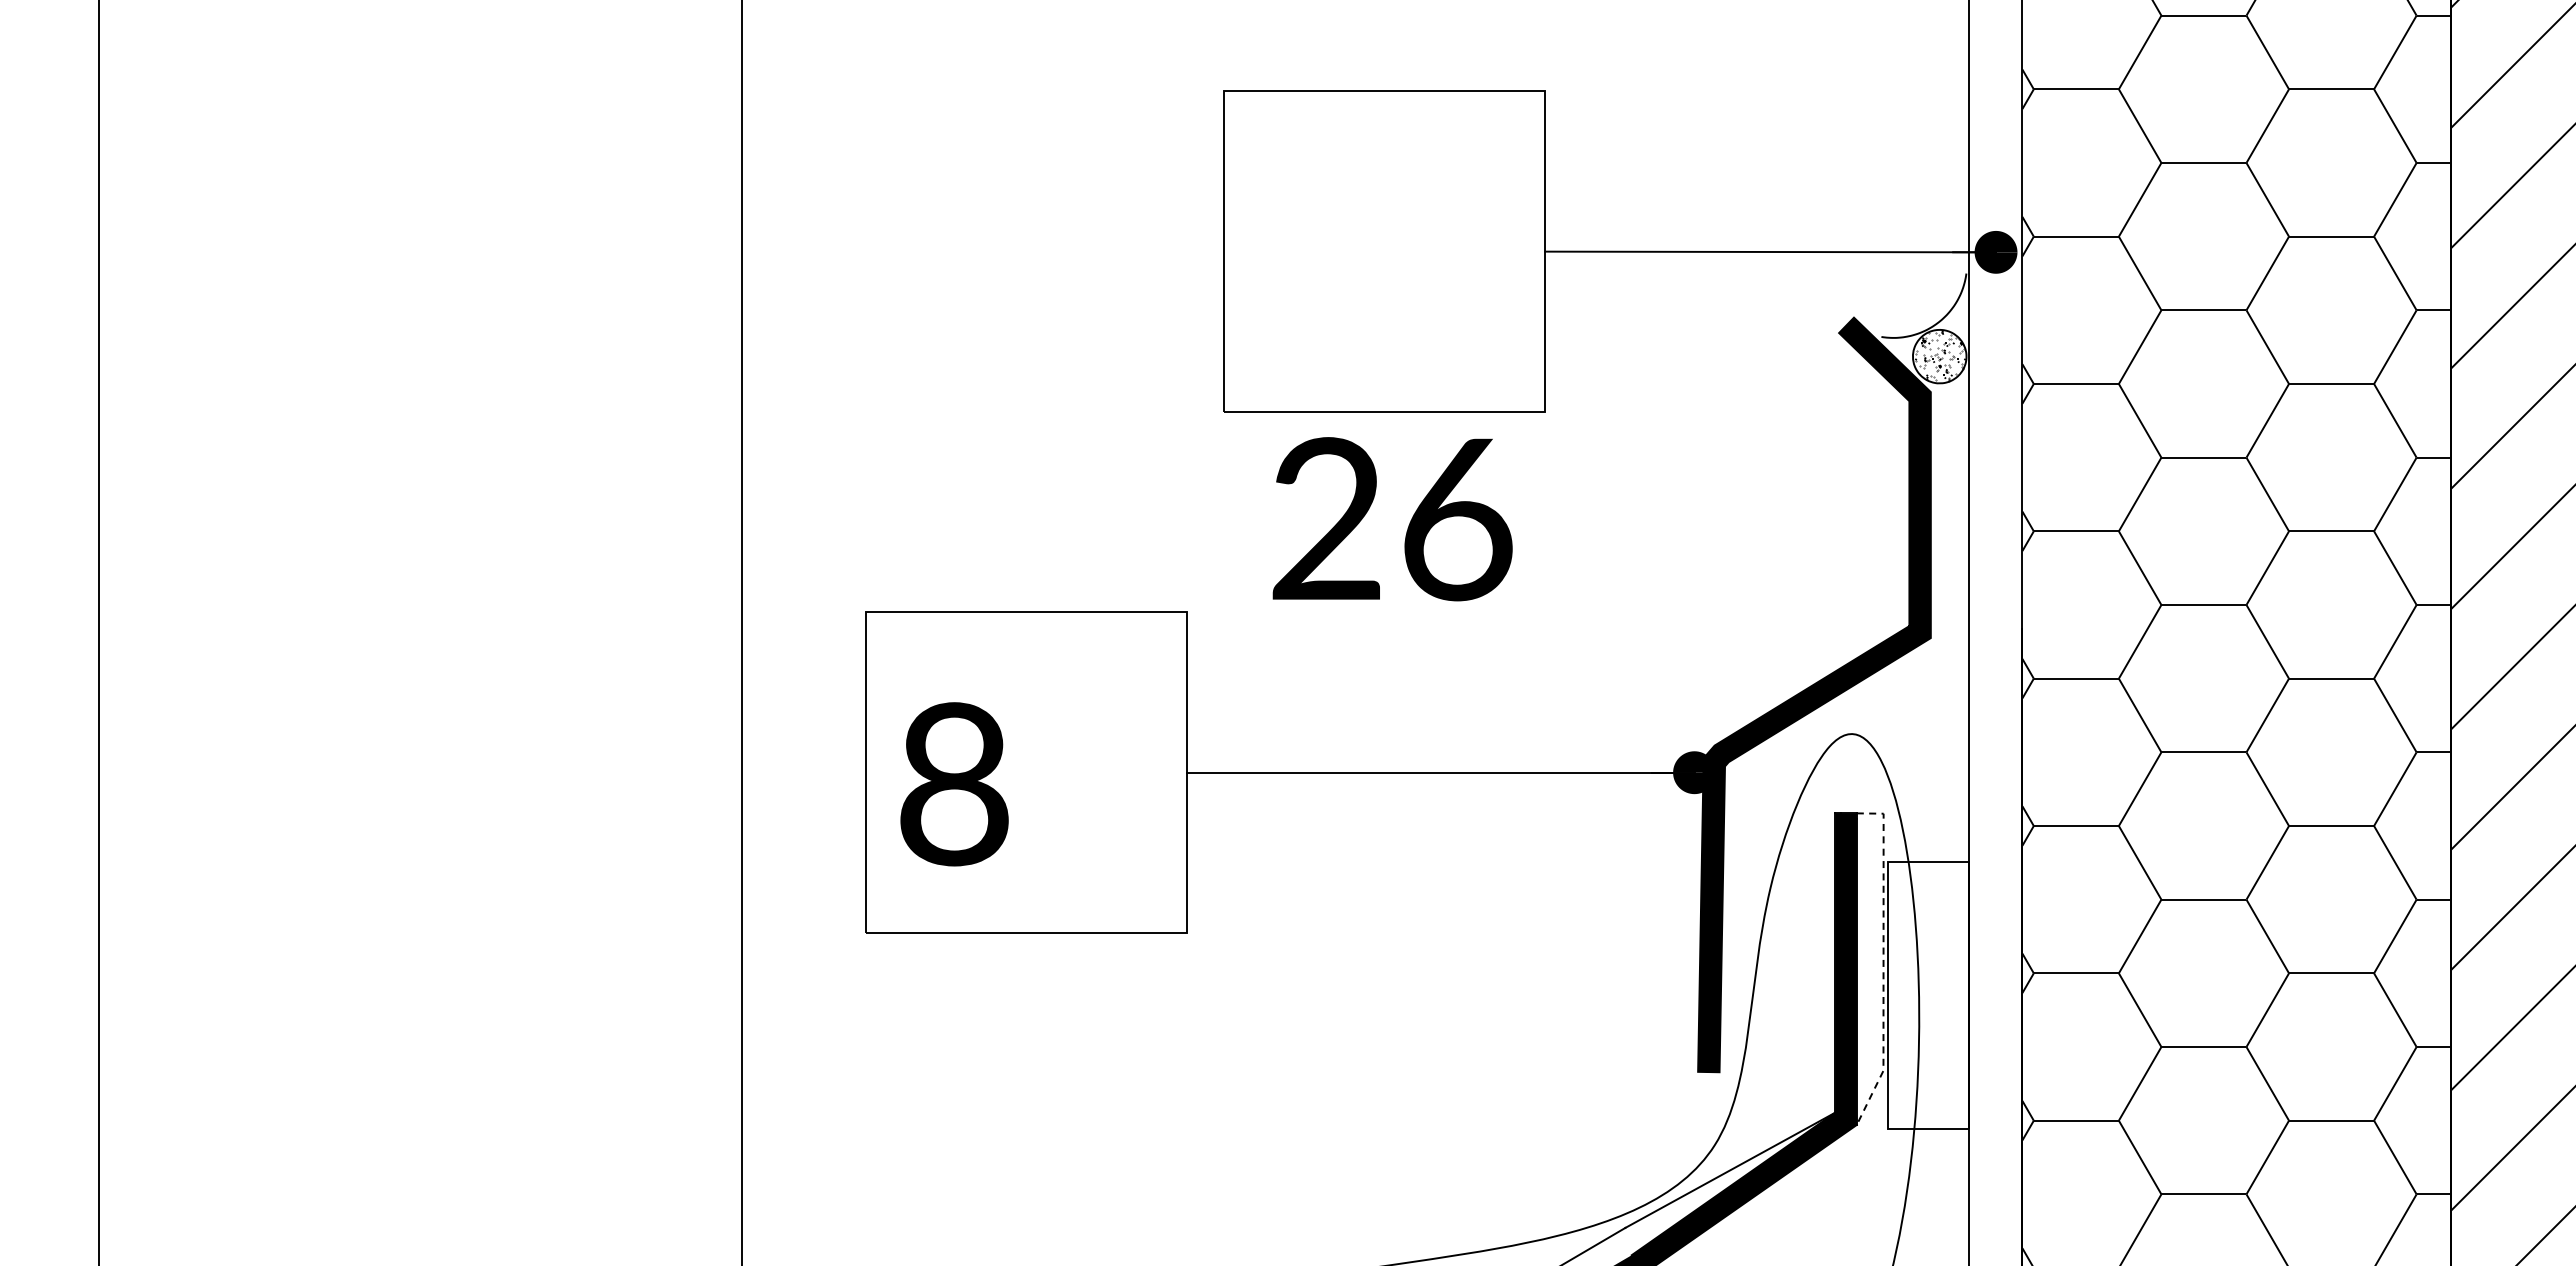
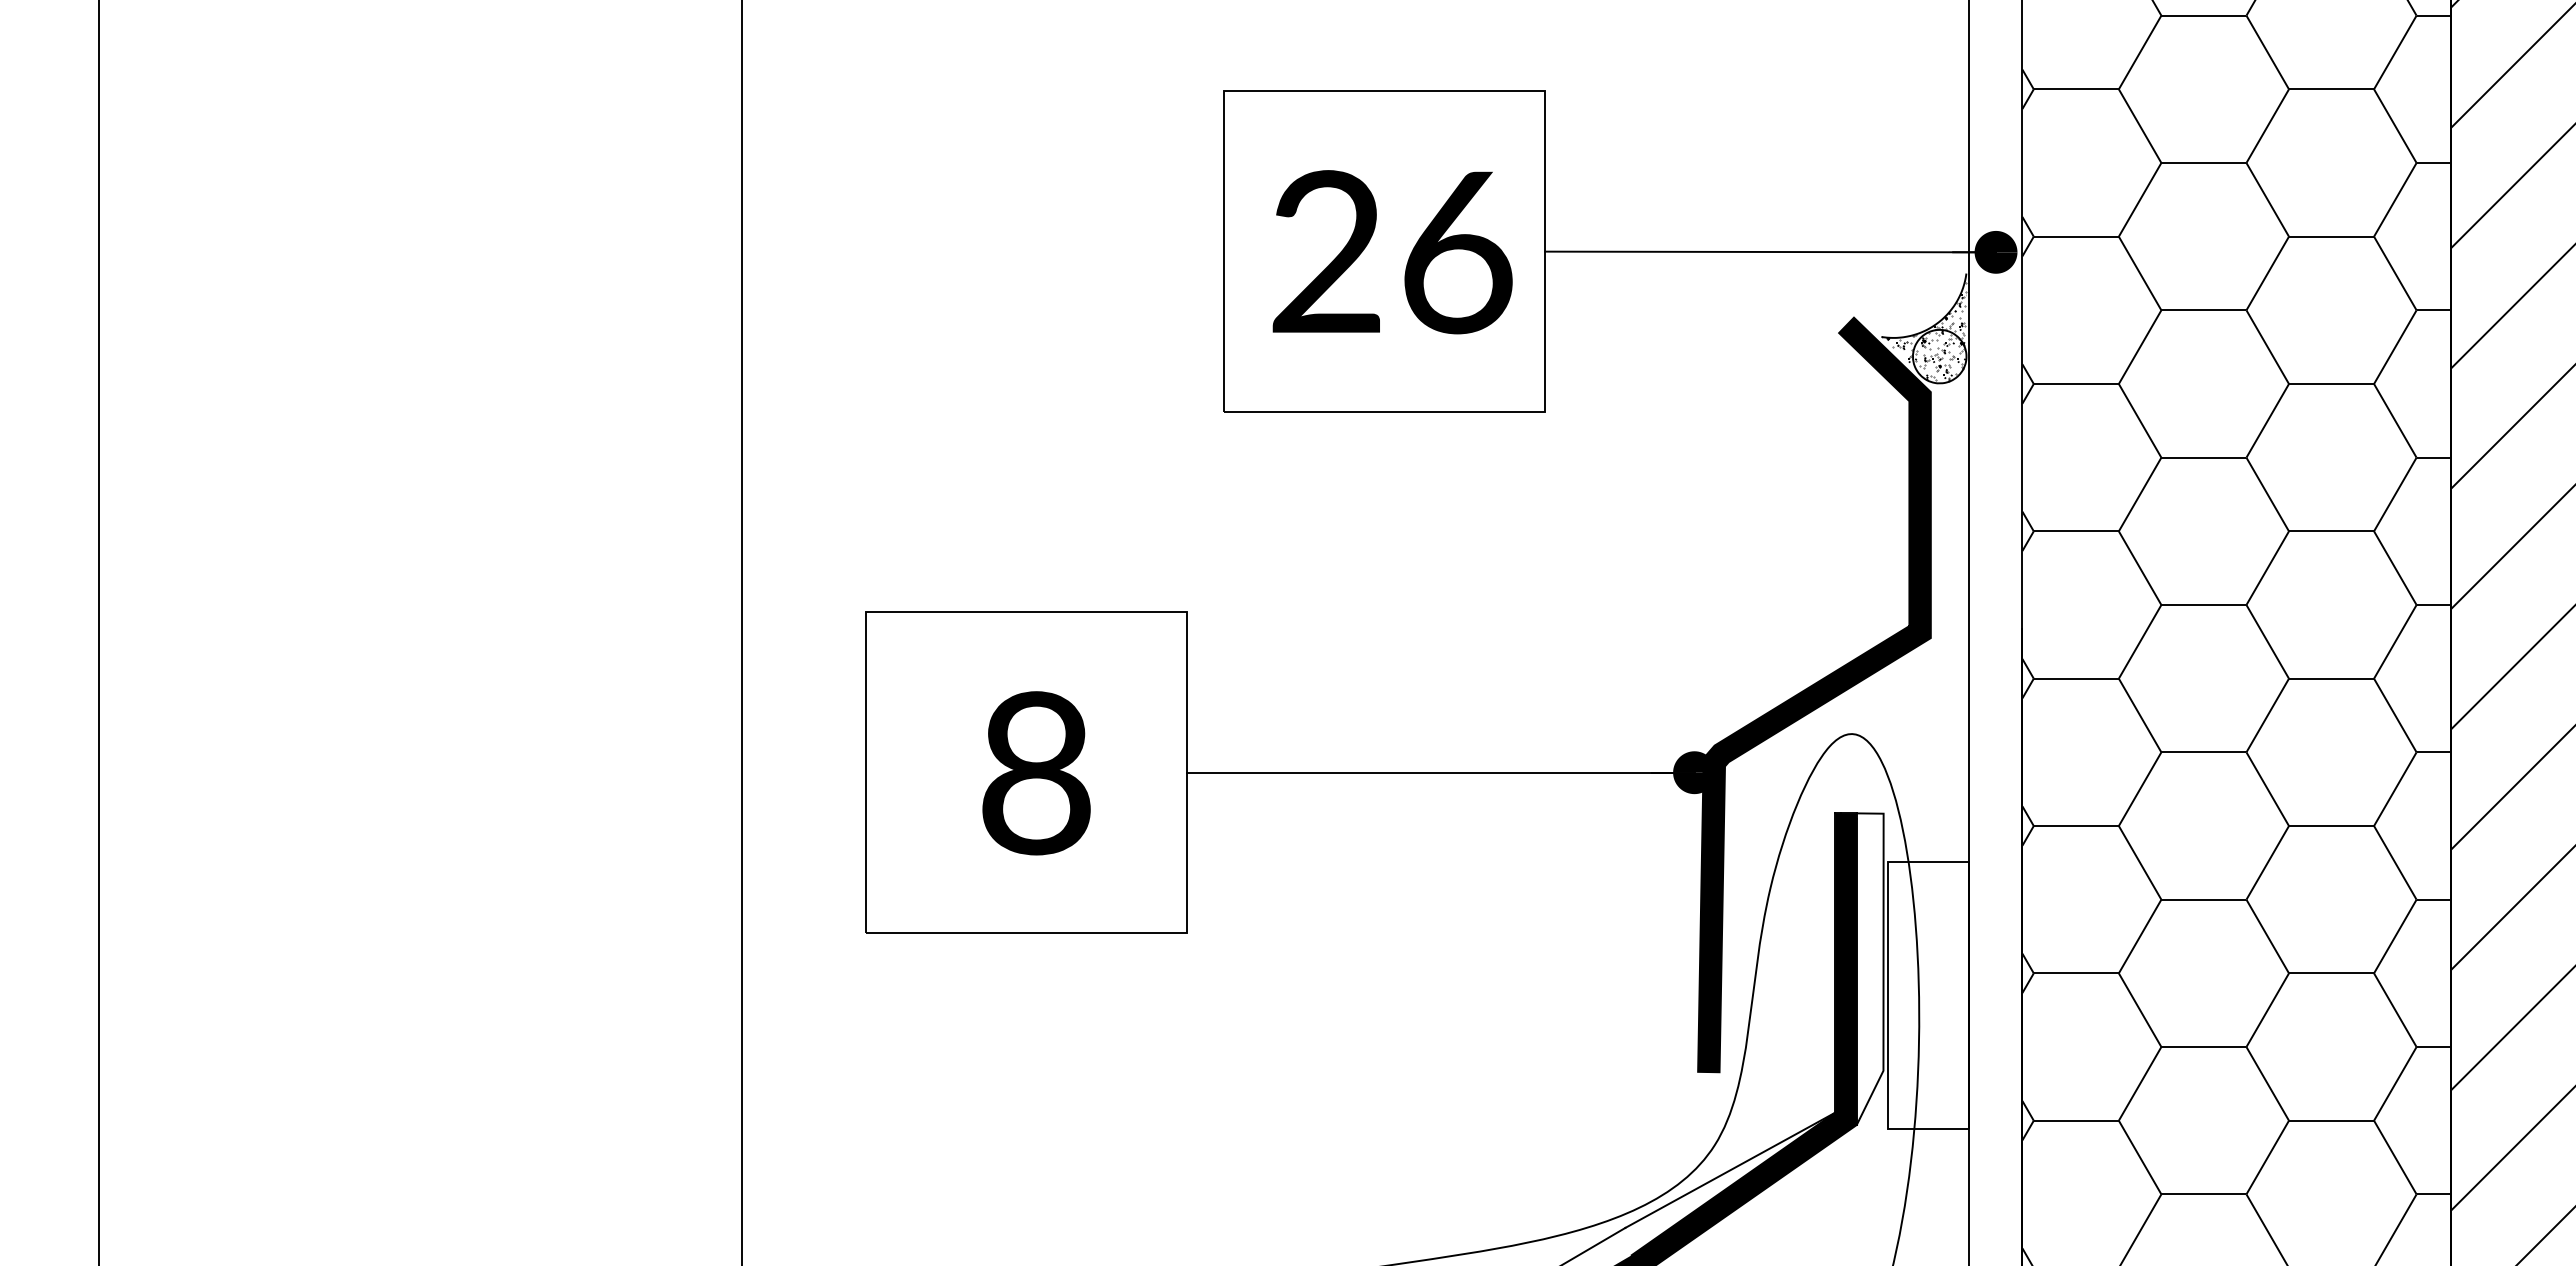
hatch: none -> present (1924, 322)
text position: (1392, 519) -> (1392, 252) (1392, 252)
text position: (954, 784) -> (1036, 773) (1036, 773)
line: dashed -> solid (1883, 959)
